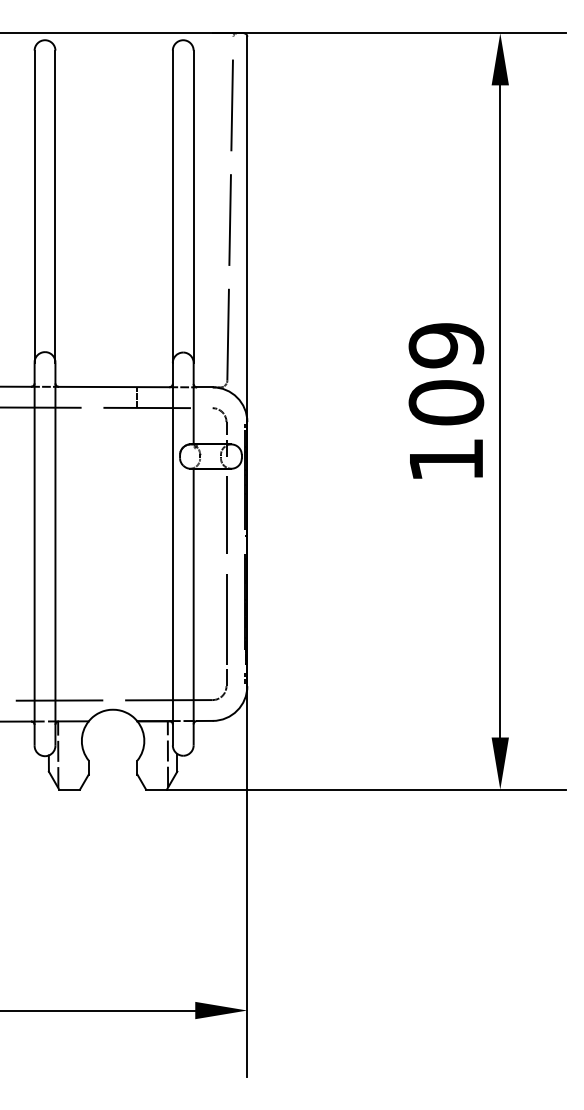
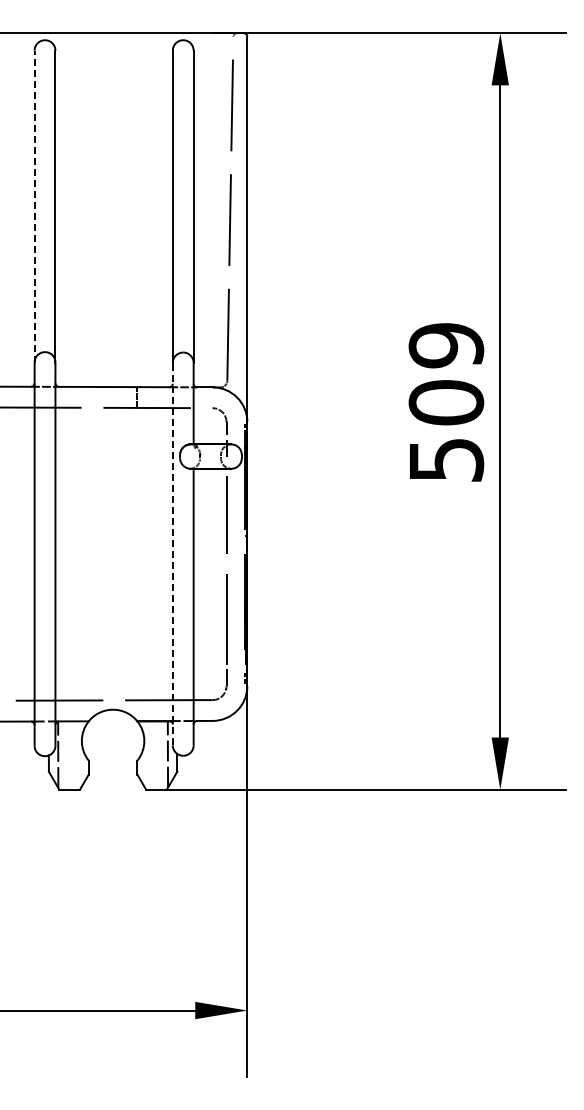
line: solid -> dashed (34, 206)
text: 109 -> 509 (447, 460)
line: solid -> dashed (172, 553)
